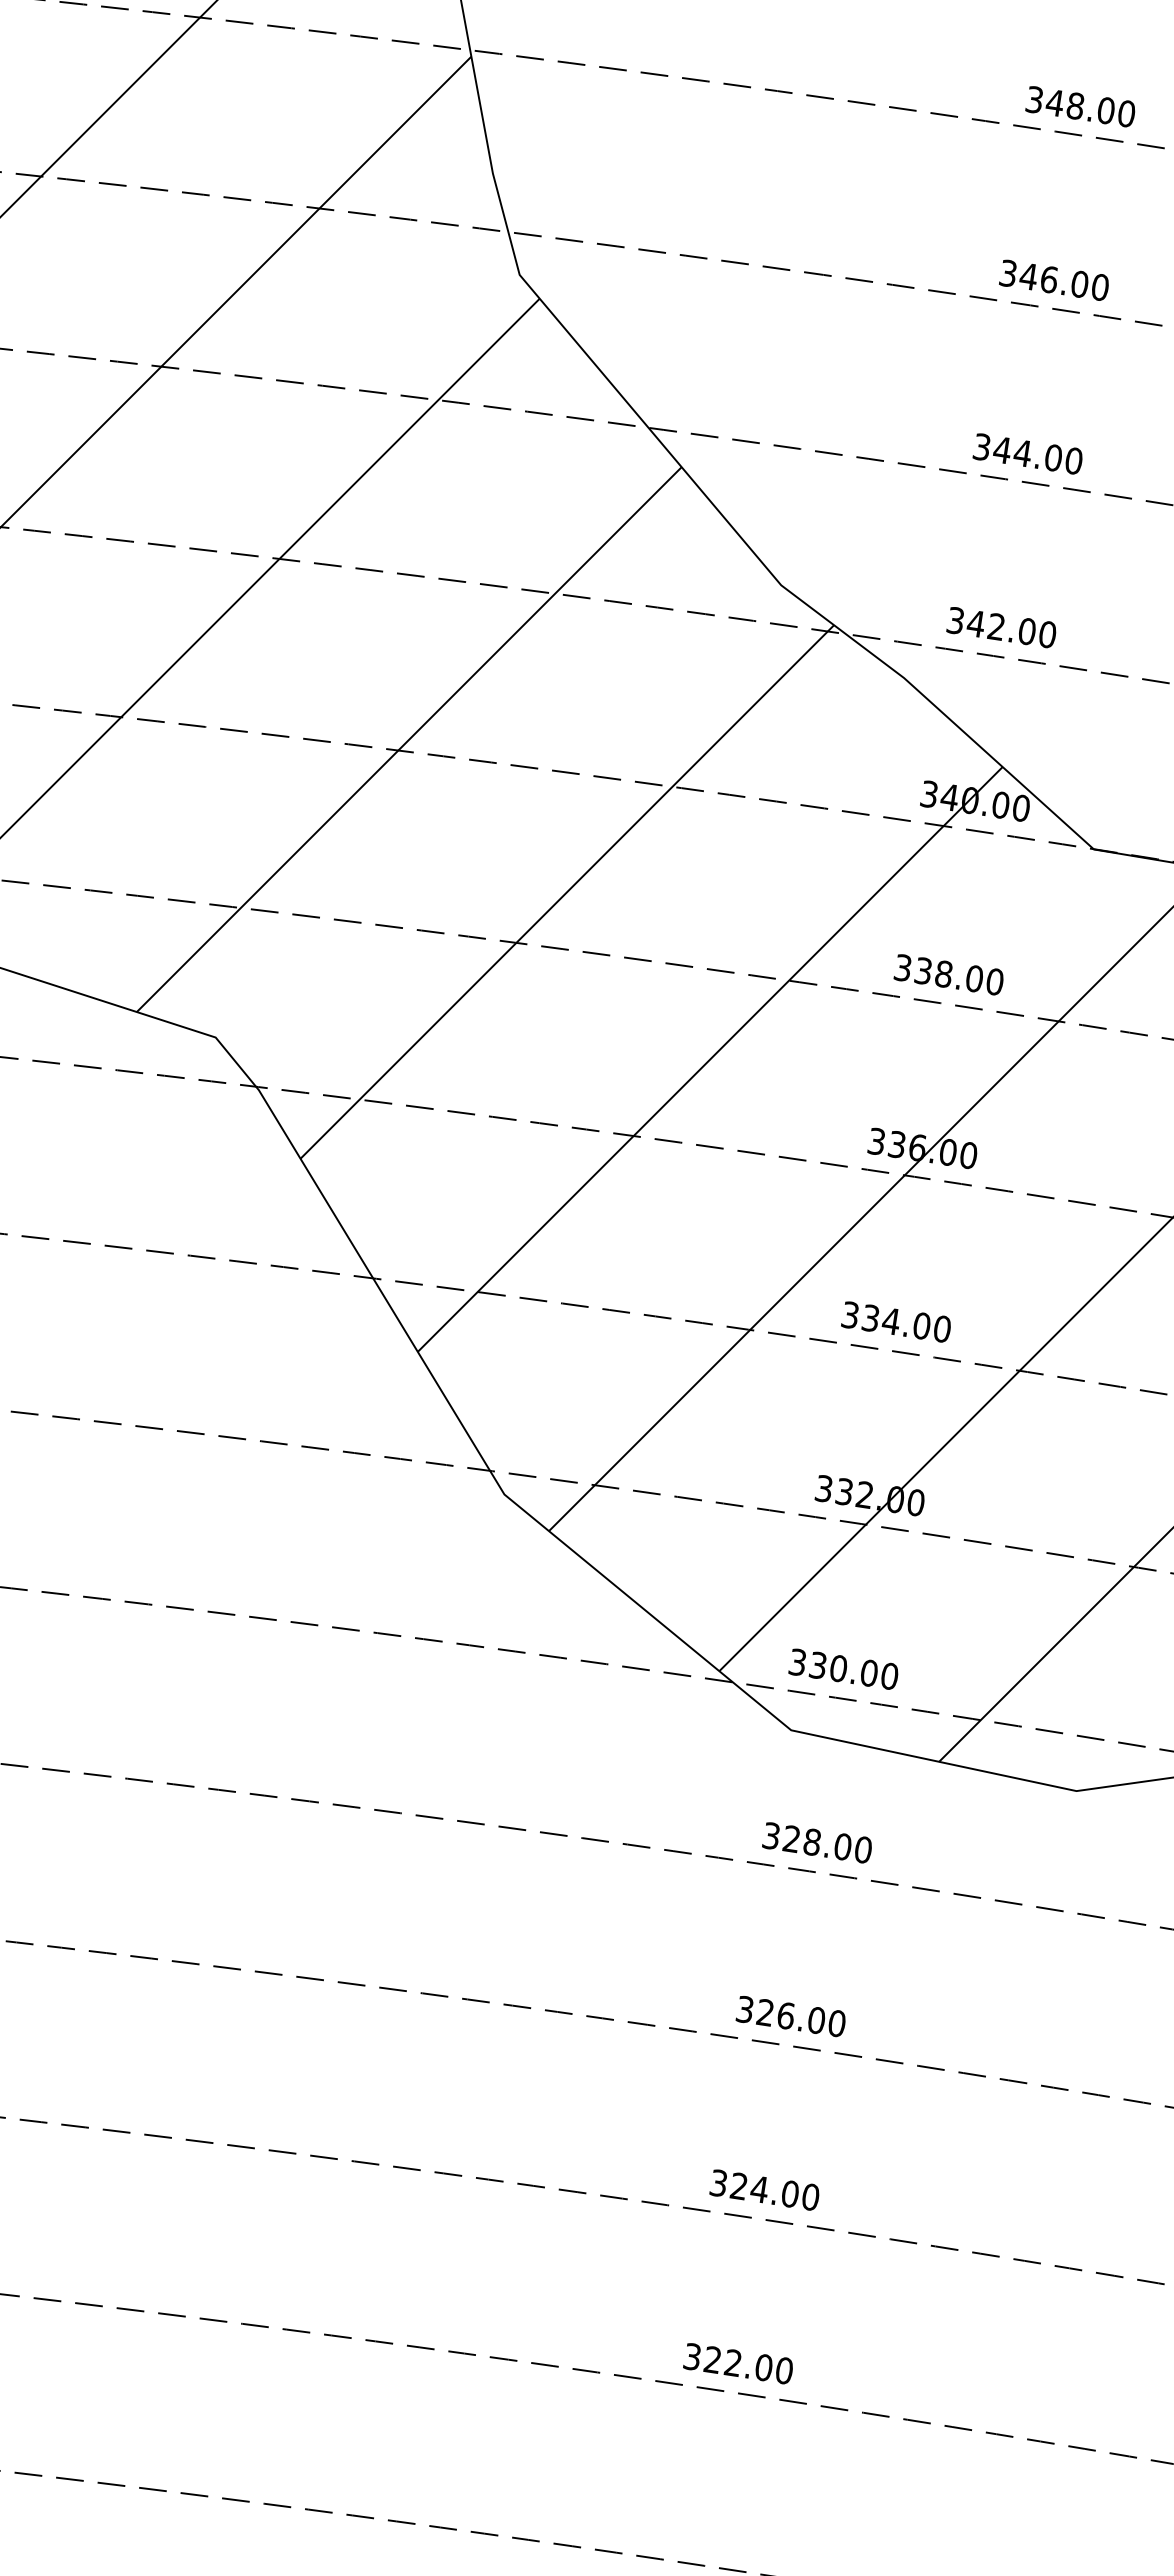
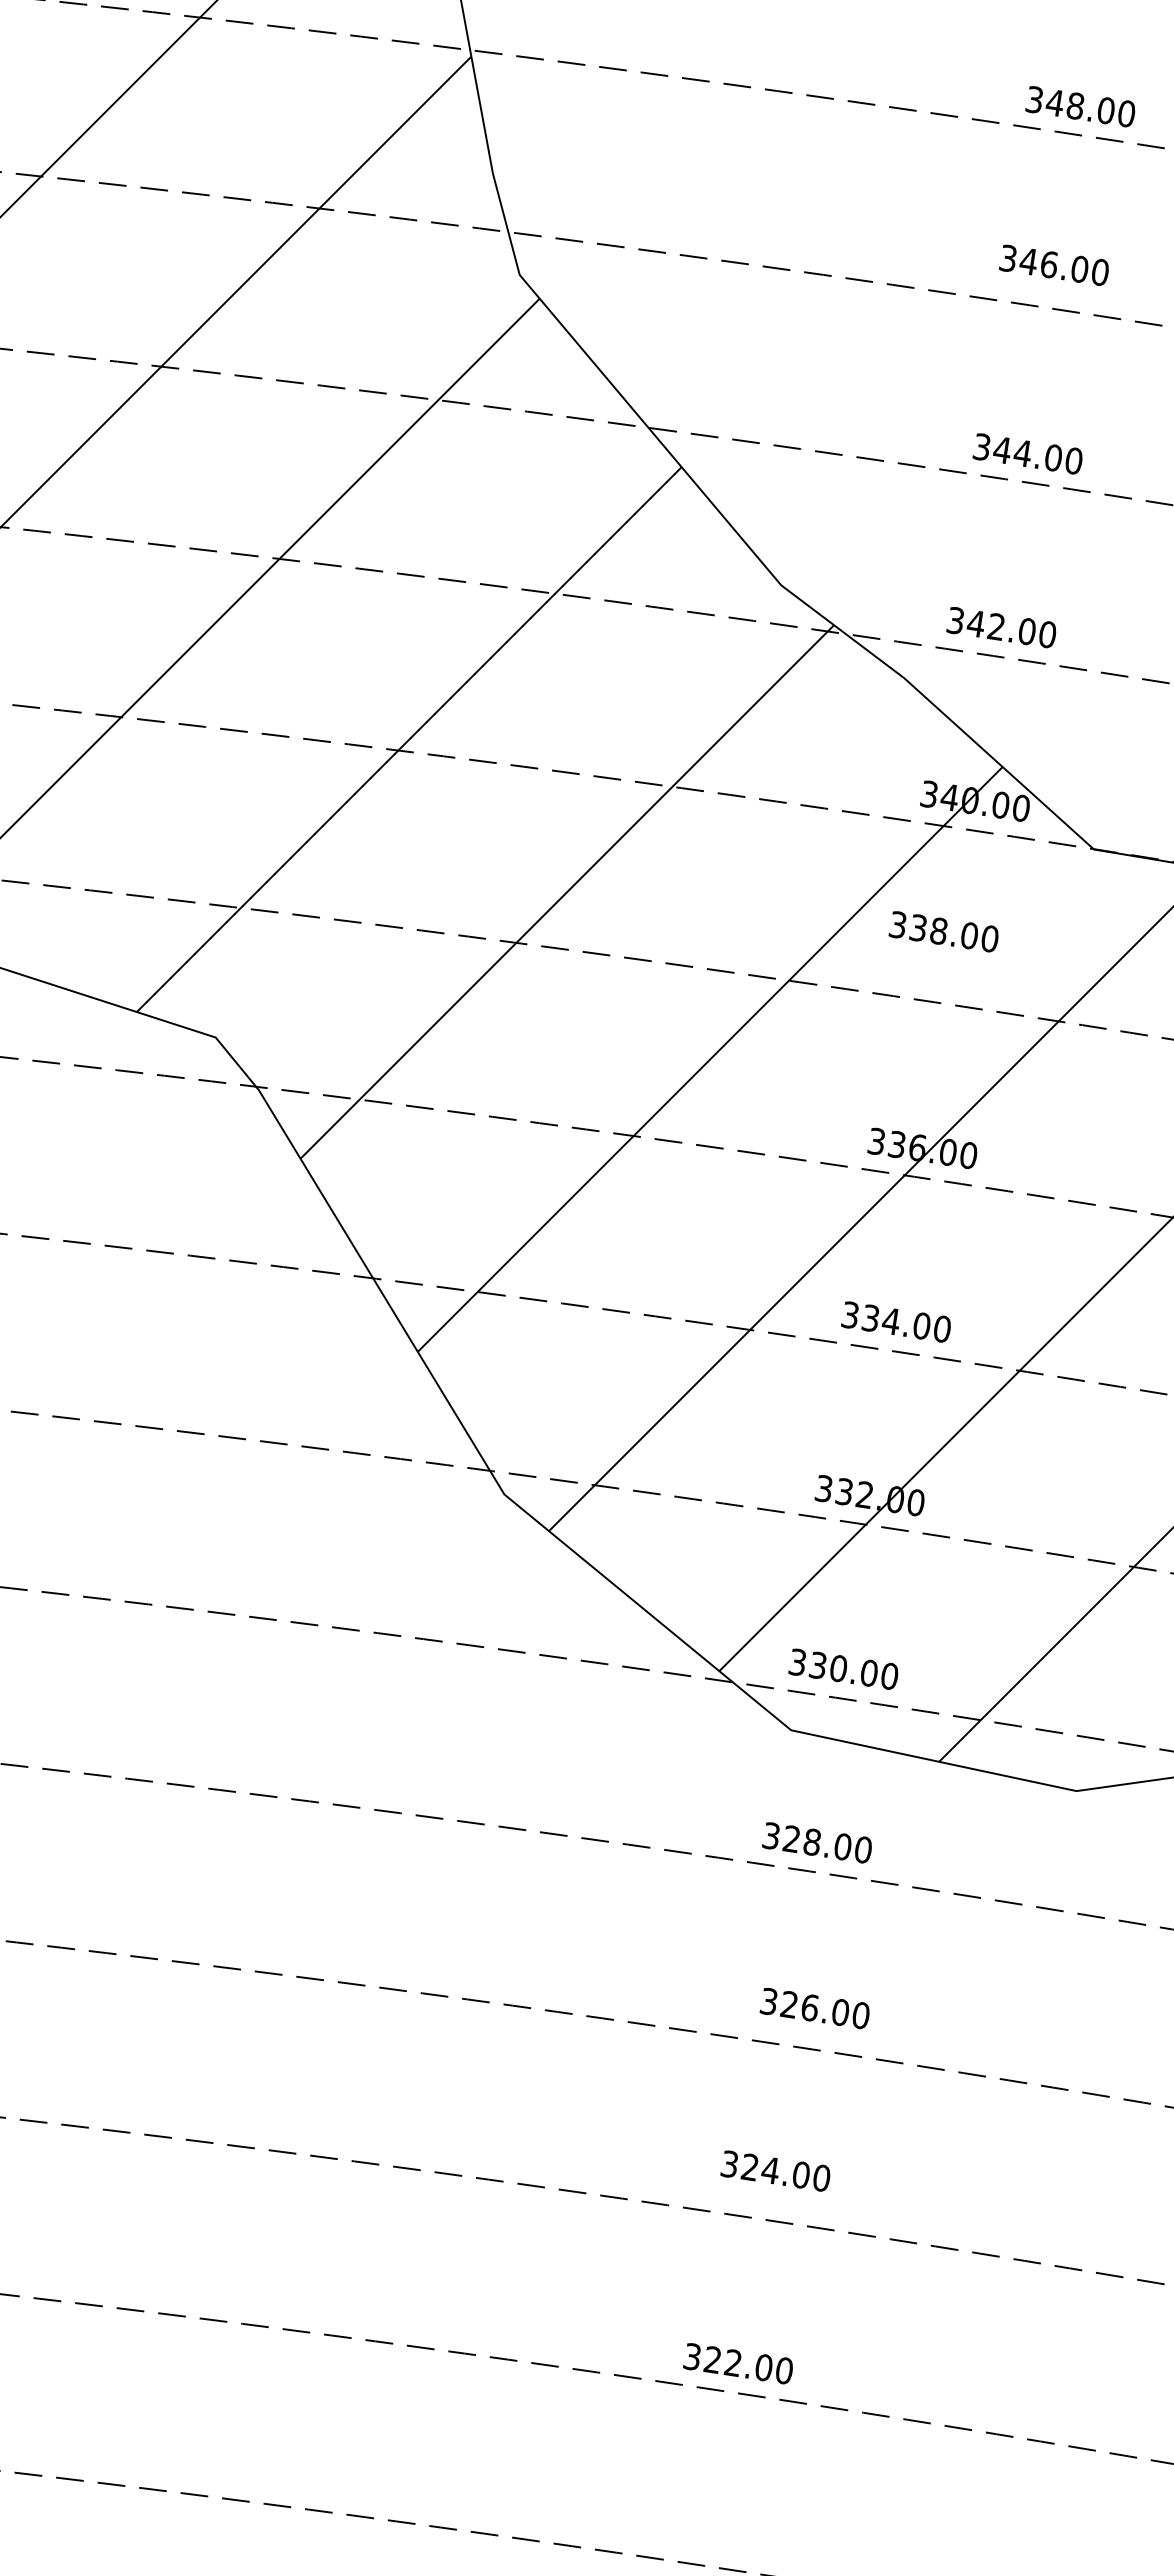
text position: (1053, 279) -> (1053, 264) (1053, 264)
text position: (948, 974) -> (943, 931) (943, 931)
text position: (790, 2016) -> (814, 2008) (814, 2008)
text position: (764, 2189) -> (775, 2170) (775, 2170)
